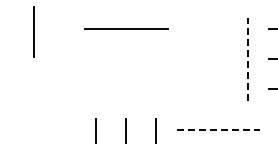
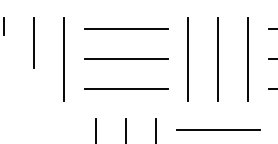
line: none -> present (3, 26)
line position: (33, 31) -> (33, 42) (33, 42)
line: none -> present (63, 58)
line: none -> present (188, 58)
line: none -> present (218, 58)
line: none -> present (125, 59)
line: dashed -> solid (248, 59)
line: none -> present (125, 88)
line: dashed -> solid (218, 130)
